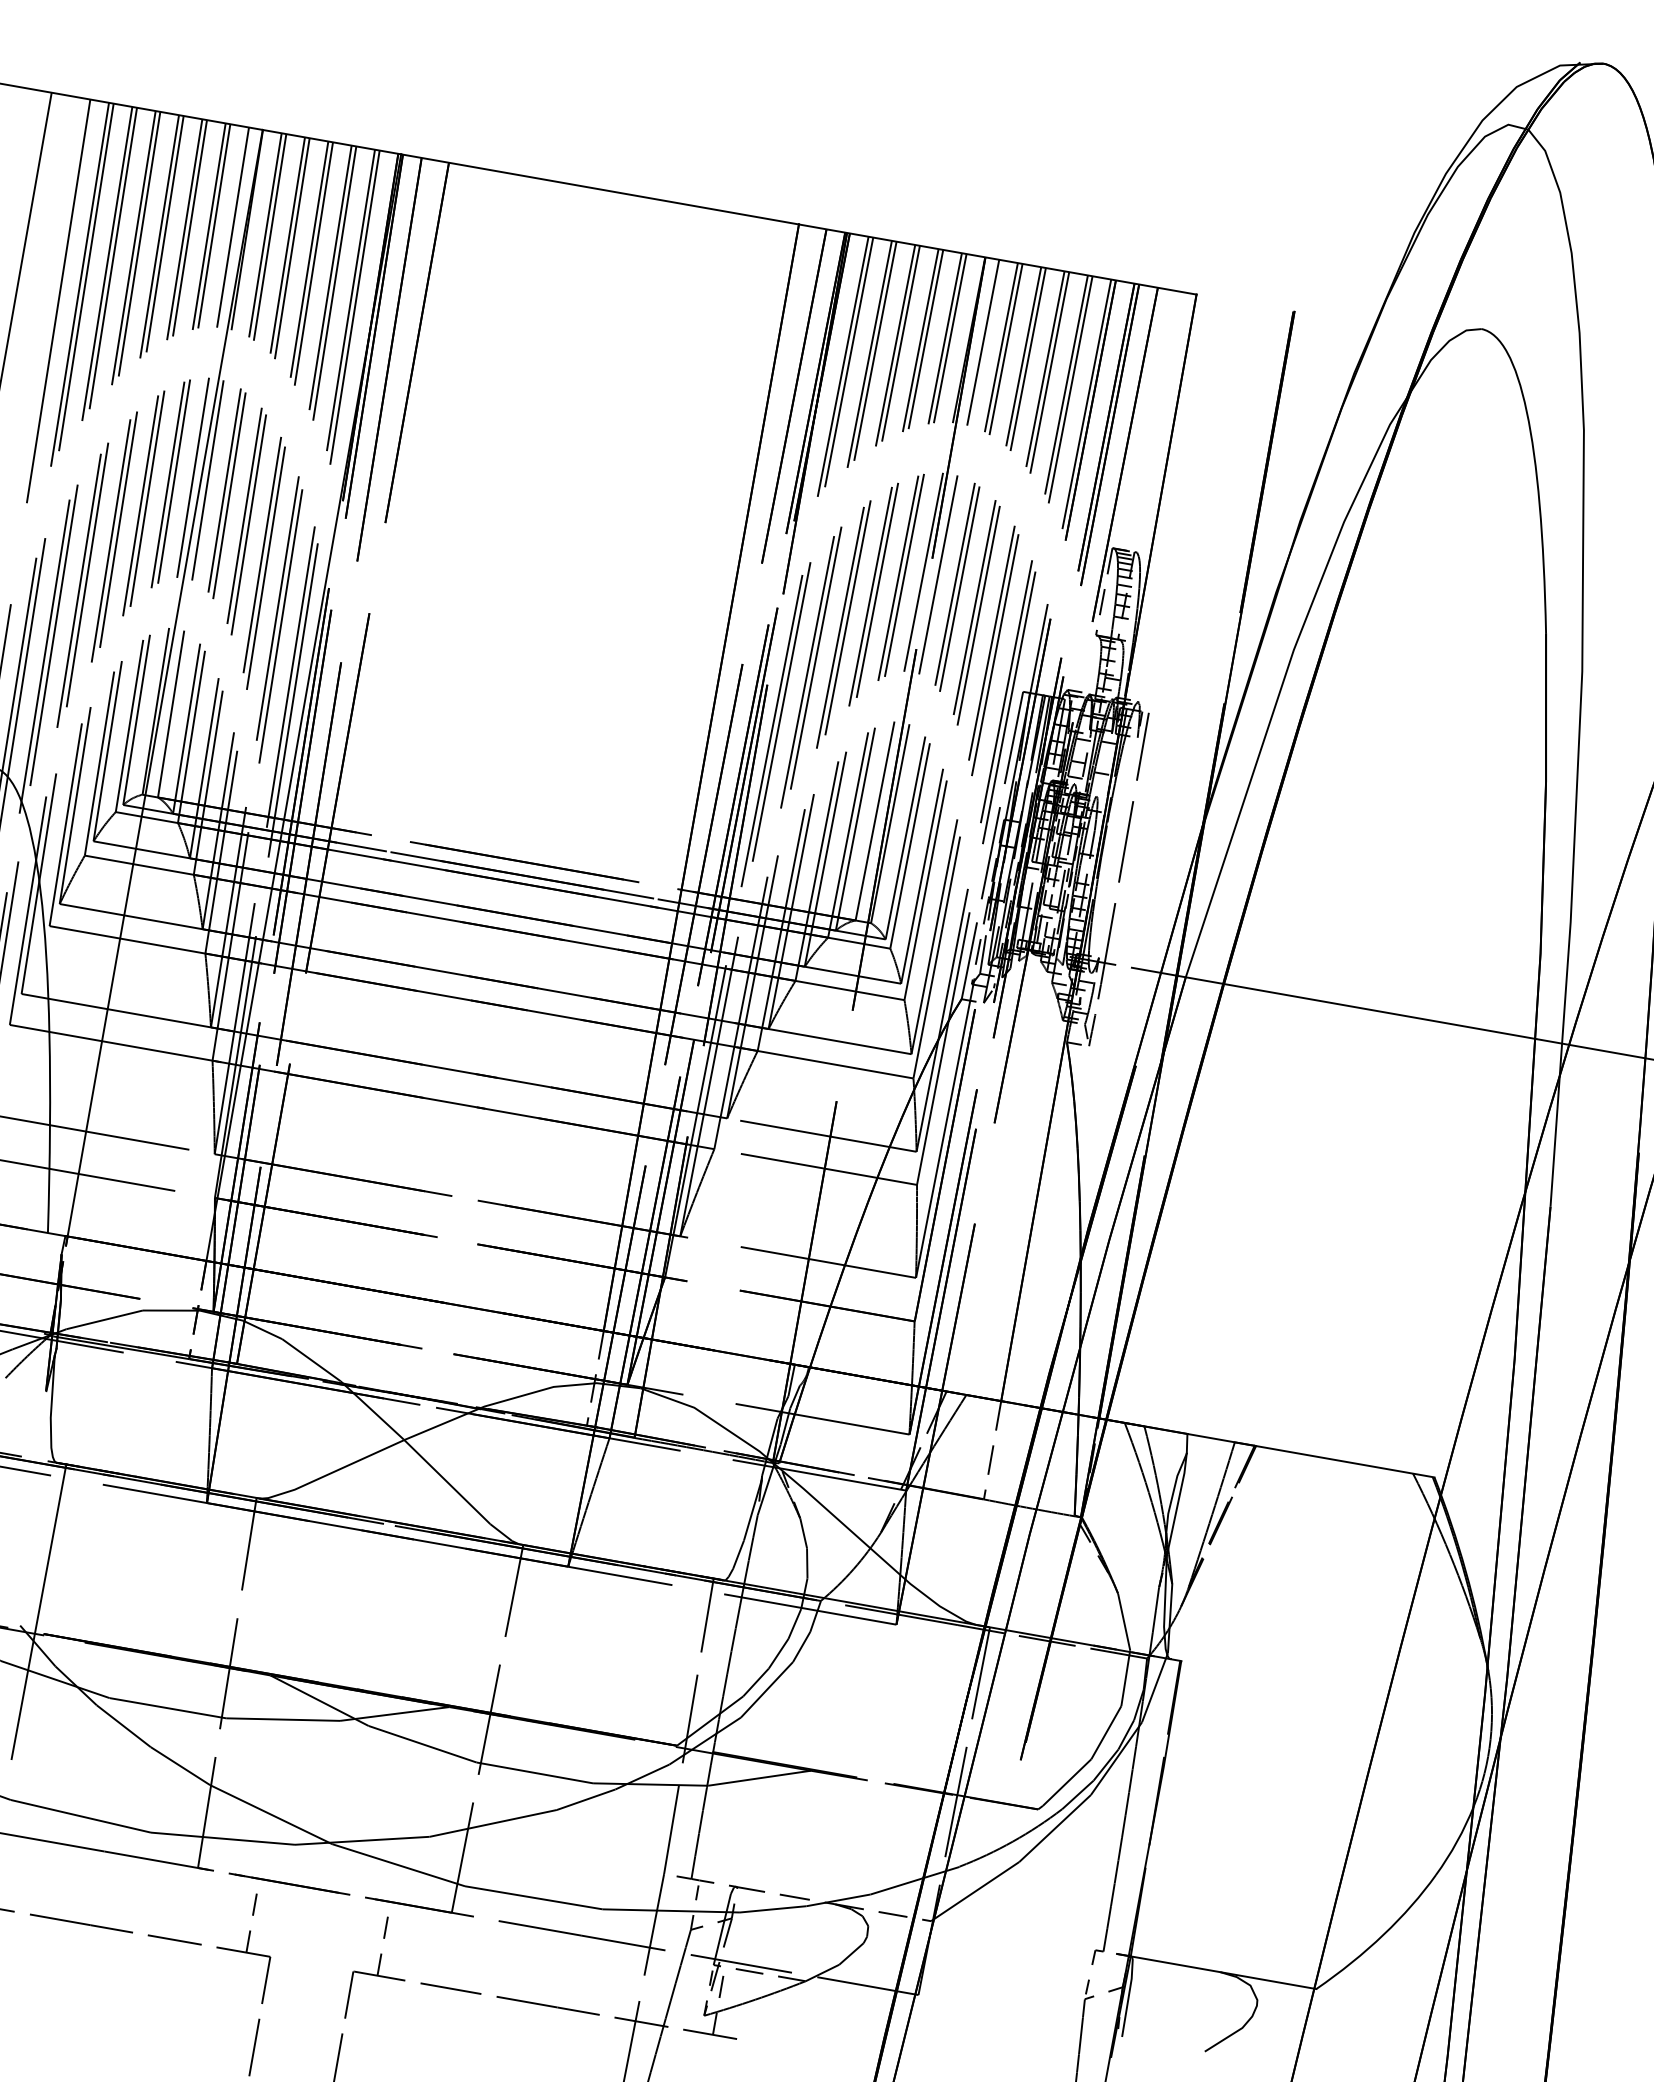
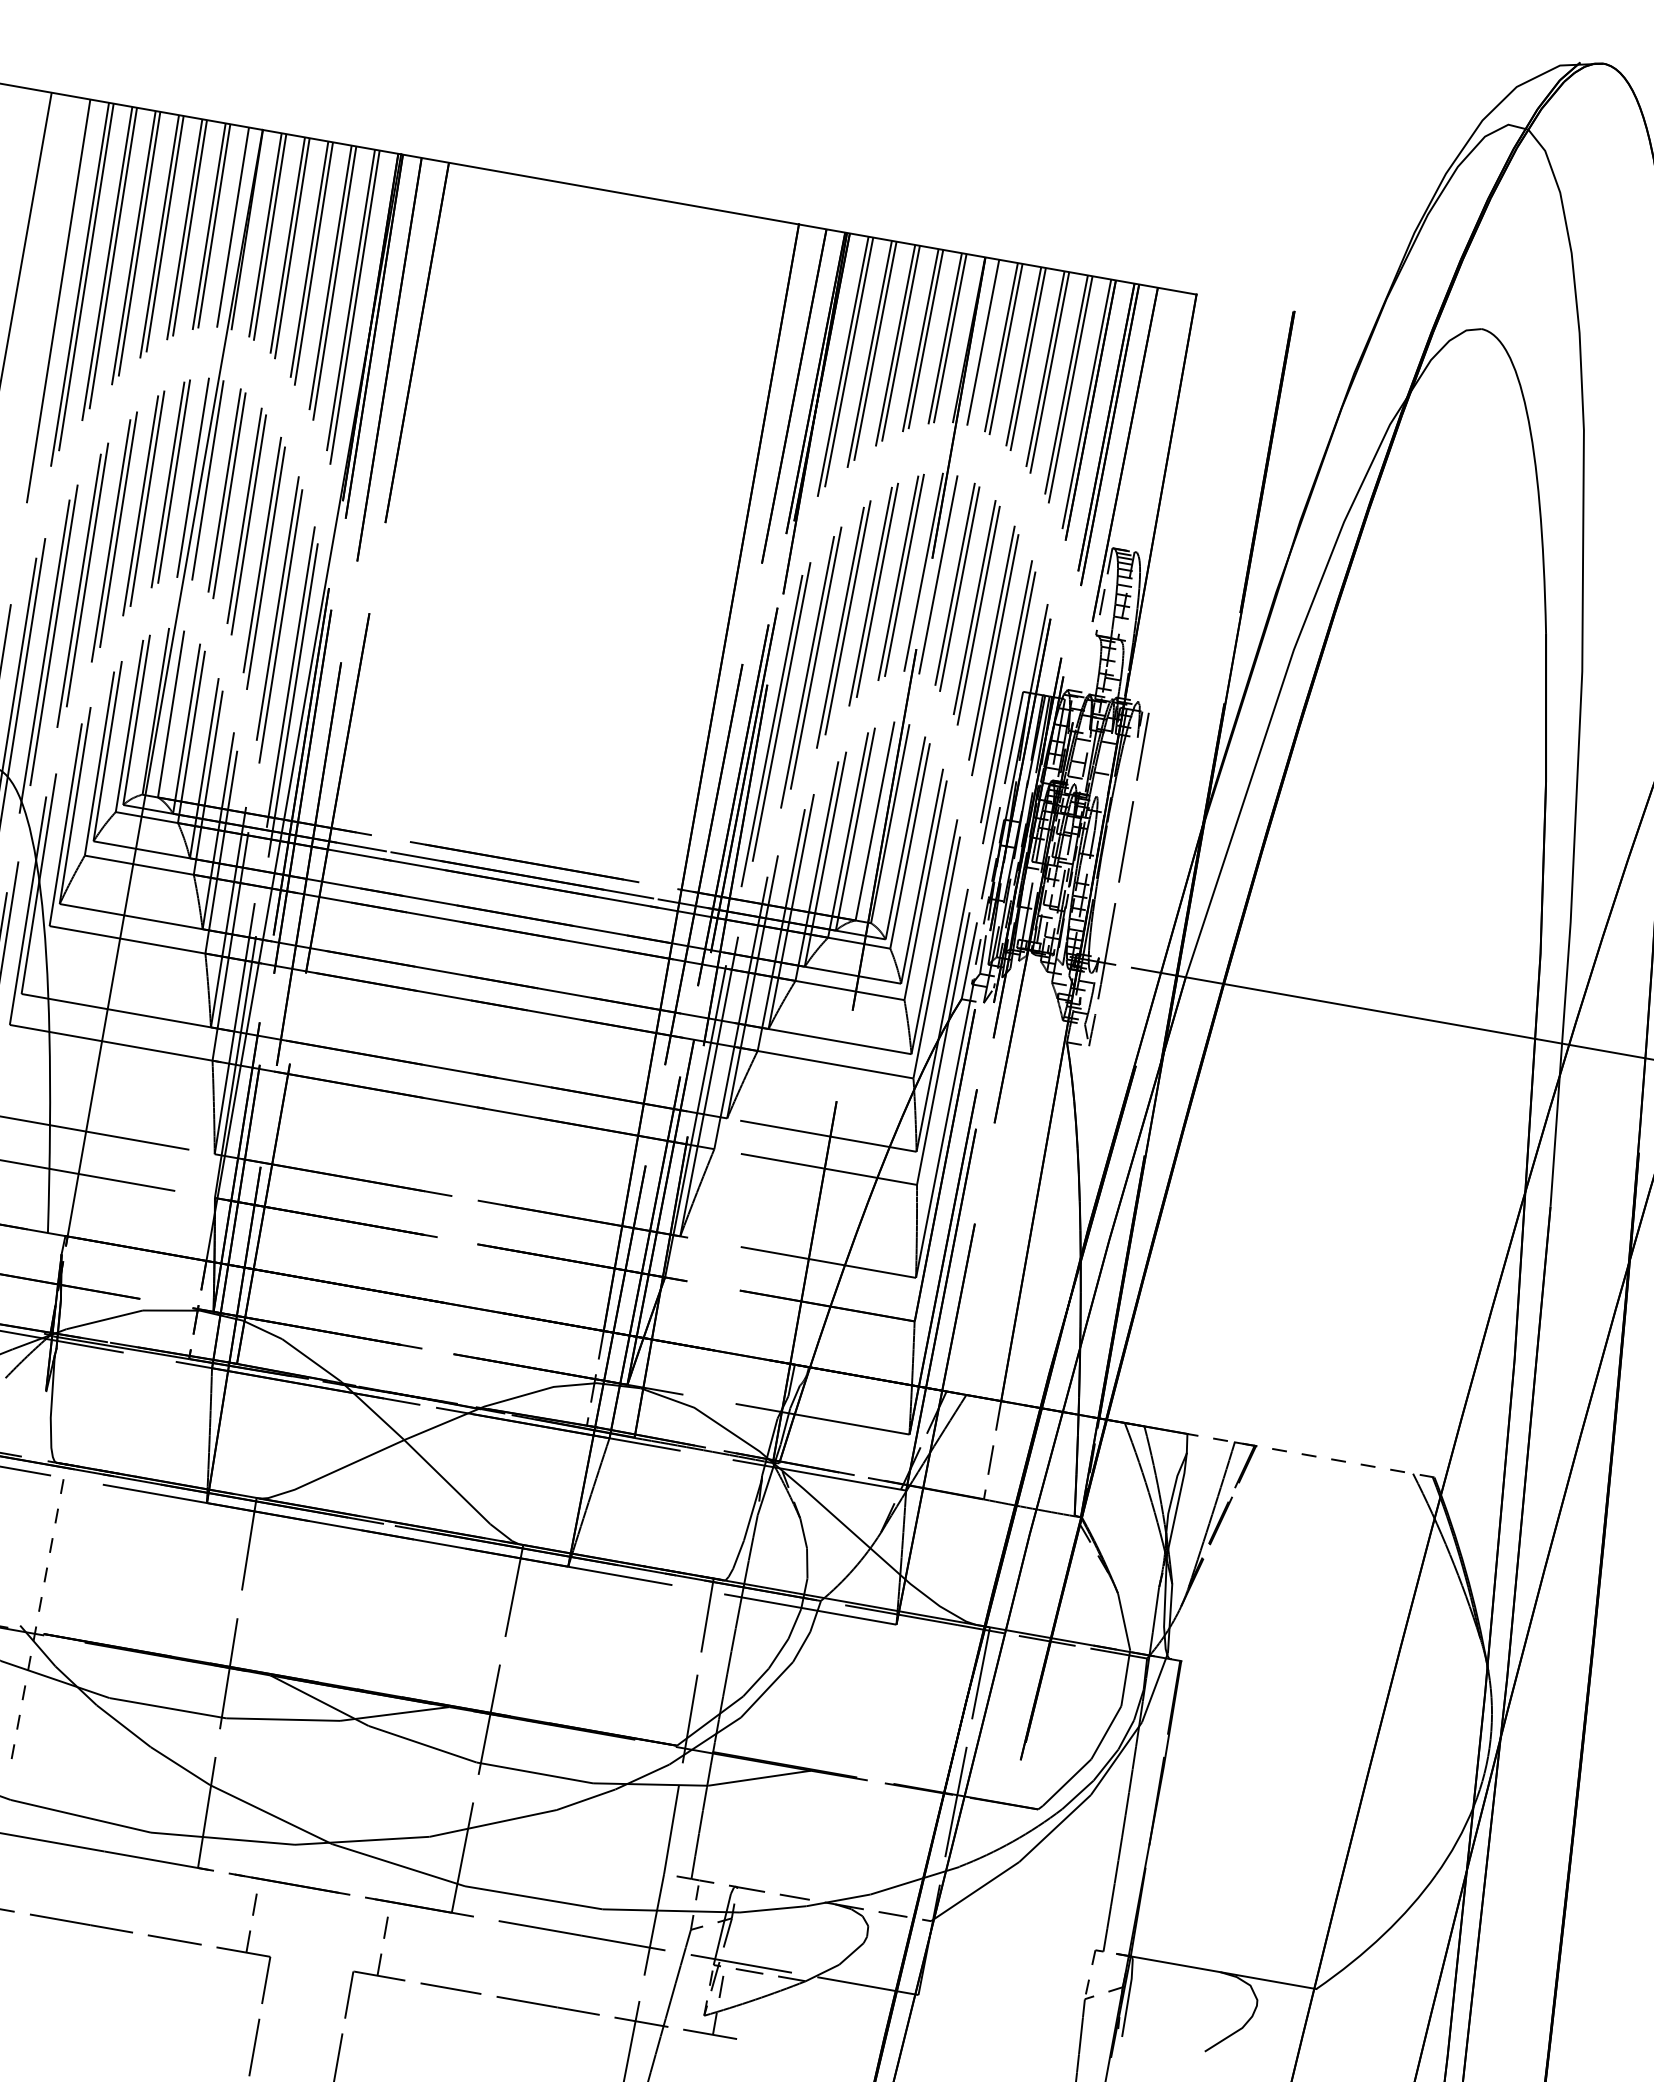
line: solid -> dashed (1310, 1455)
line: solid -> dashed (39, 1611)
